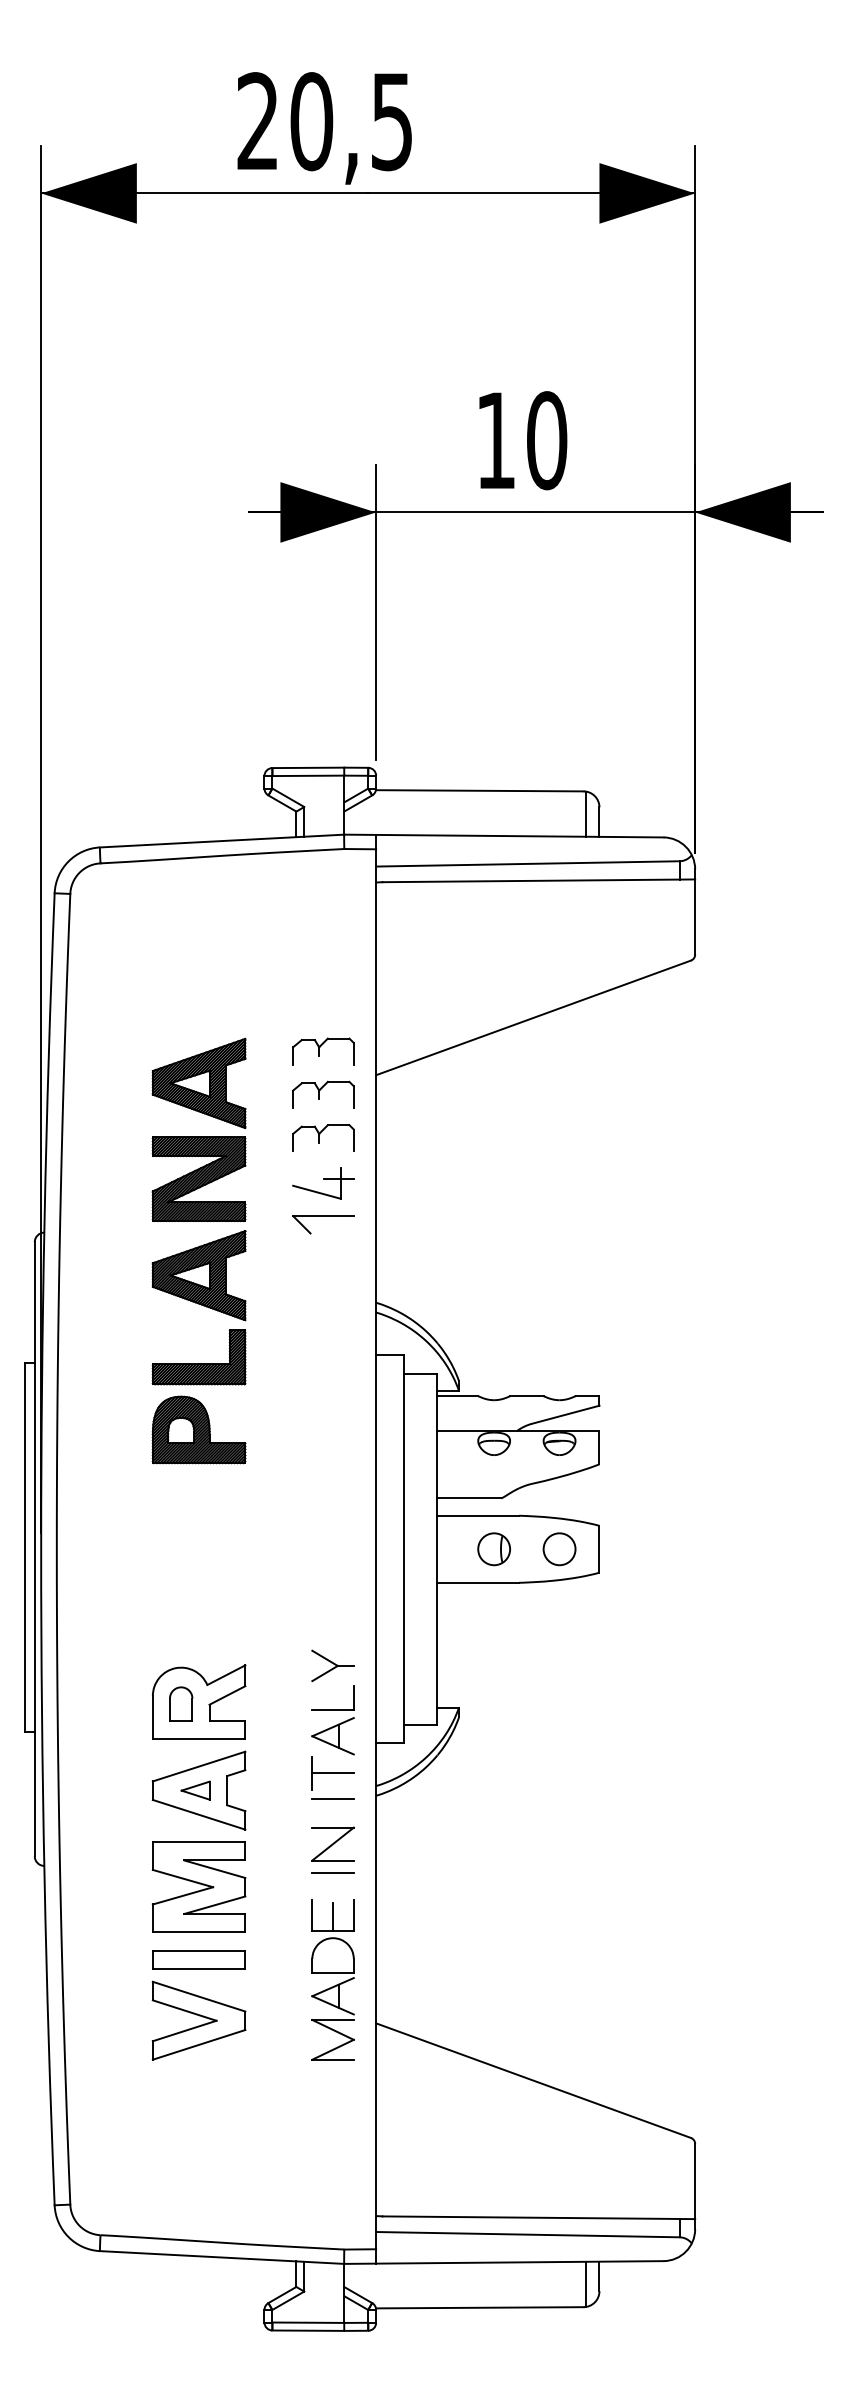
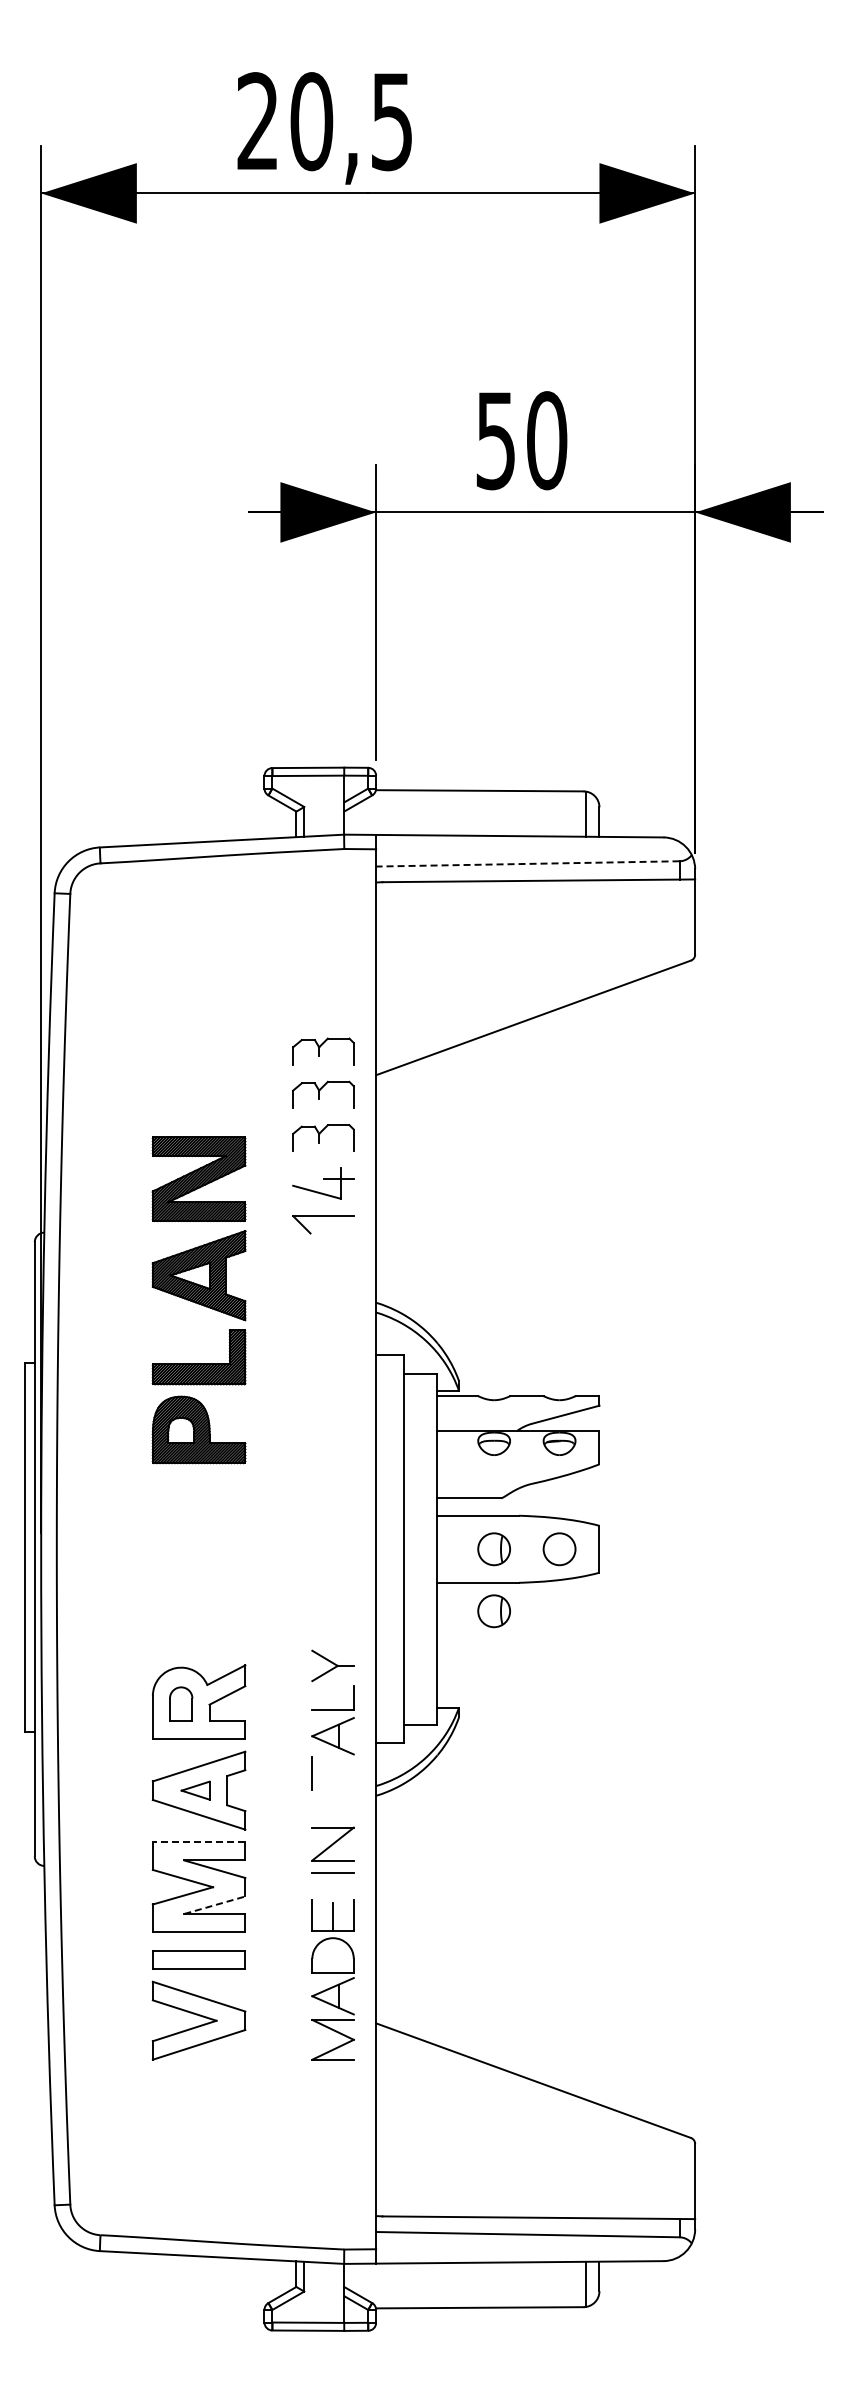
text: 10 -> 50 (495, 441)
line: solid -> dashed (527, 863)
part: present -> none (198, 1082)
part: none -> present (493, 1611)
line: present -> none (332, 1773)
line: present -> none (332, 1799)
line: solid -> dashed (198, 1841)
line: solid -> dashed (214, 1905)
